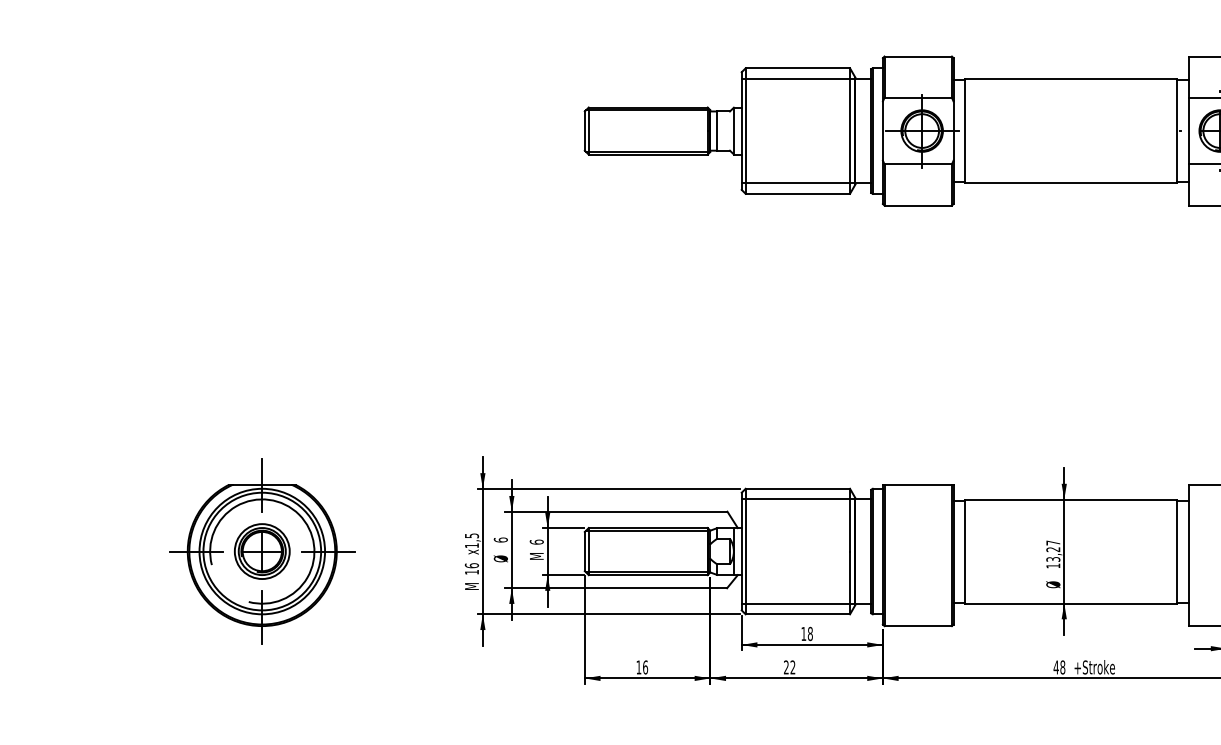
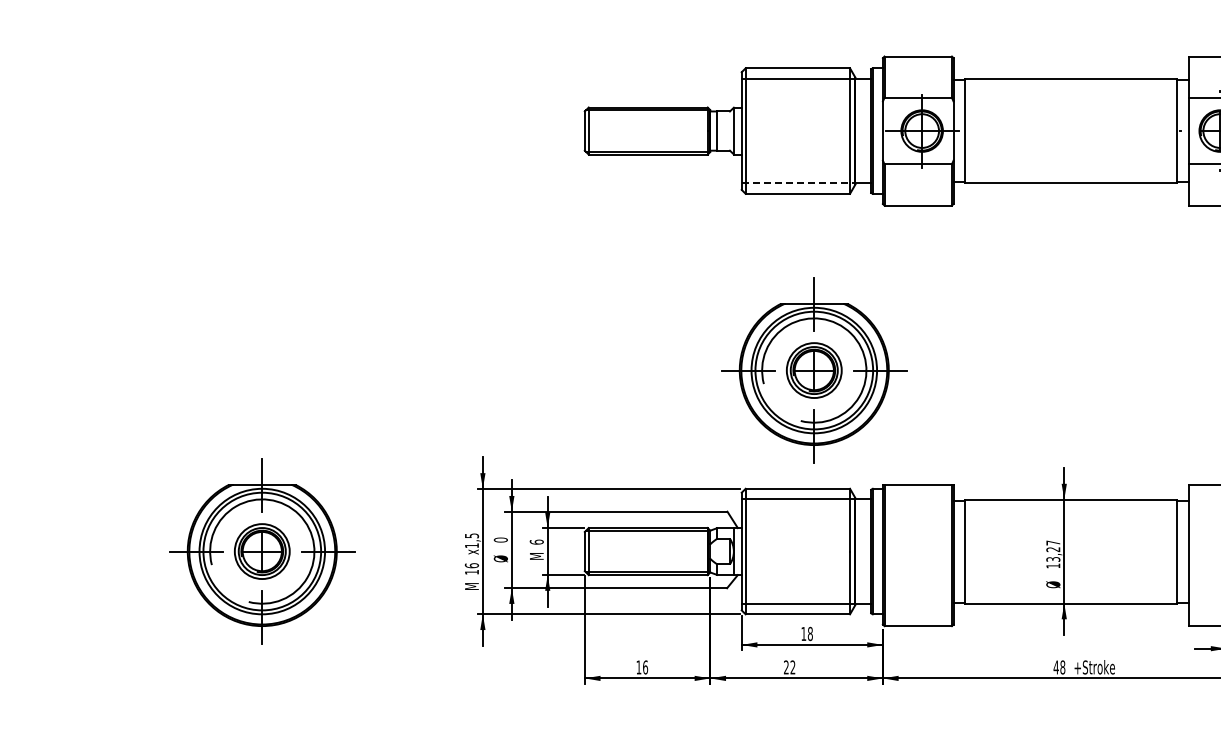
line: solid -> dashed (798, 183)
part: none -> present (814, 370)
text: 6 -> 0 (500, 539)
